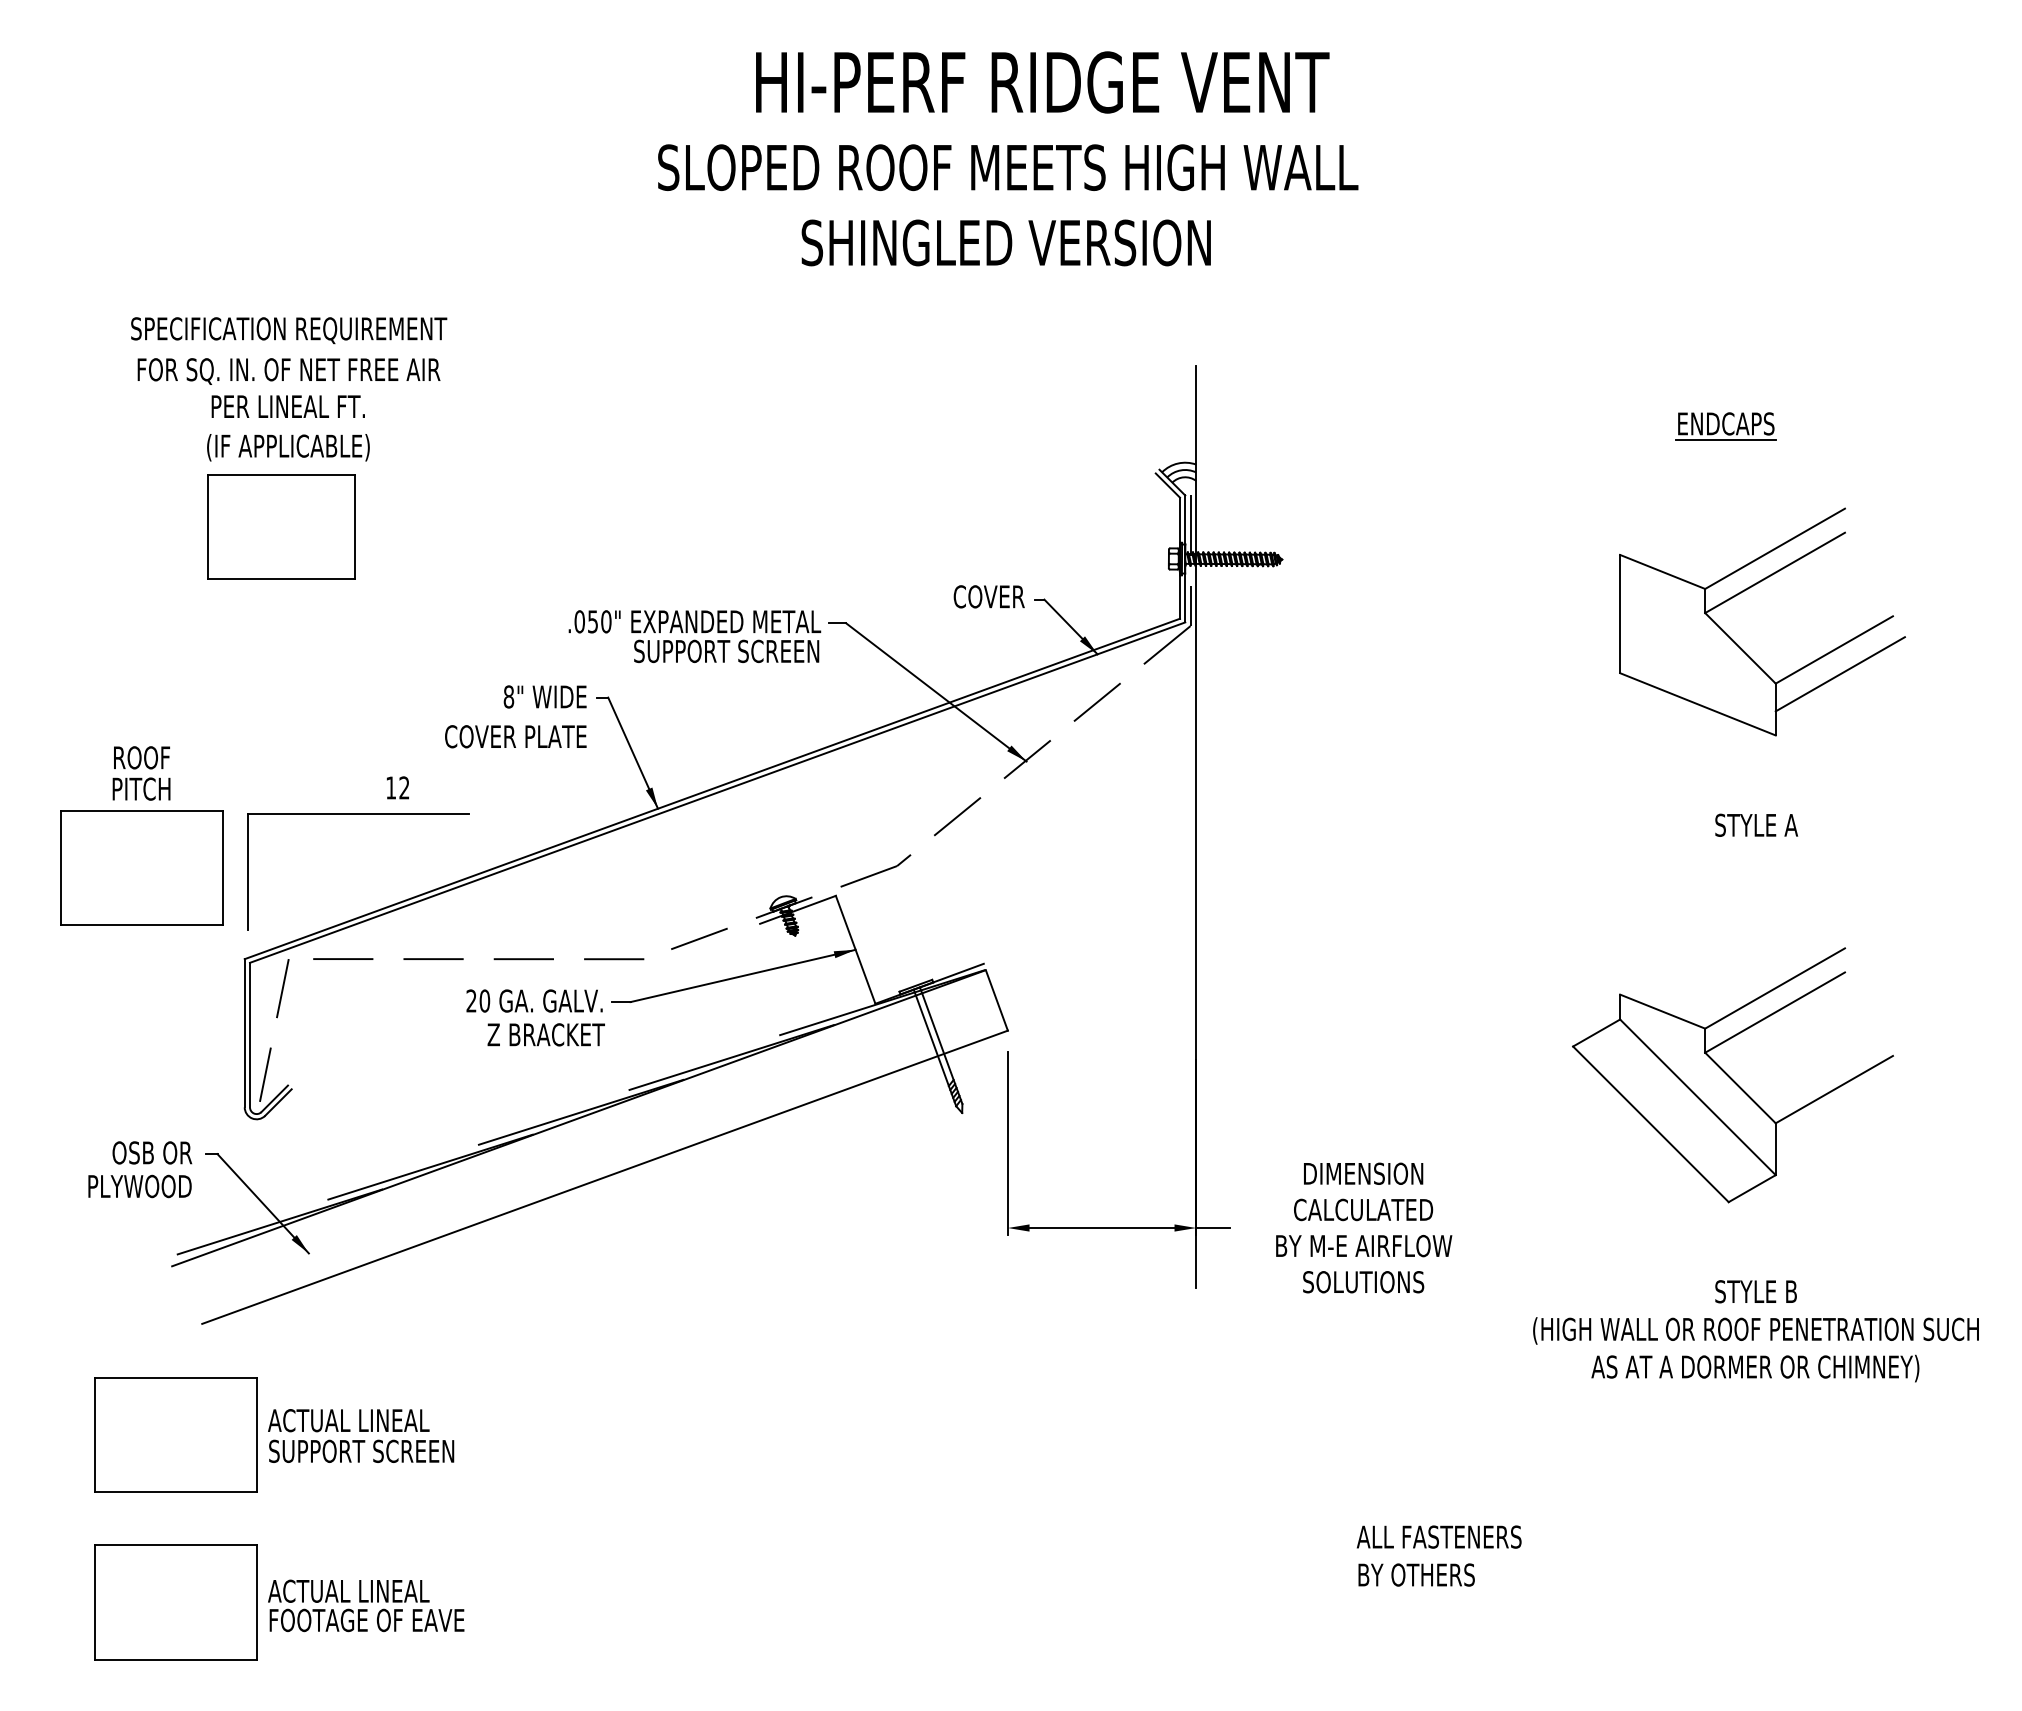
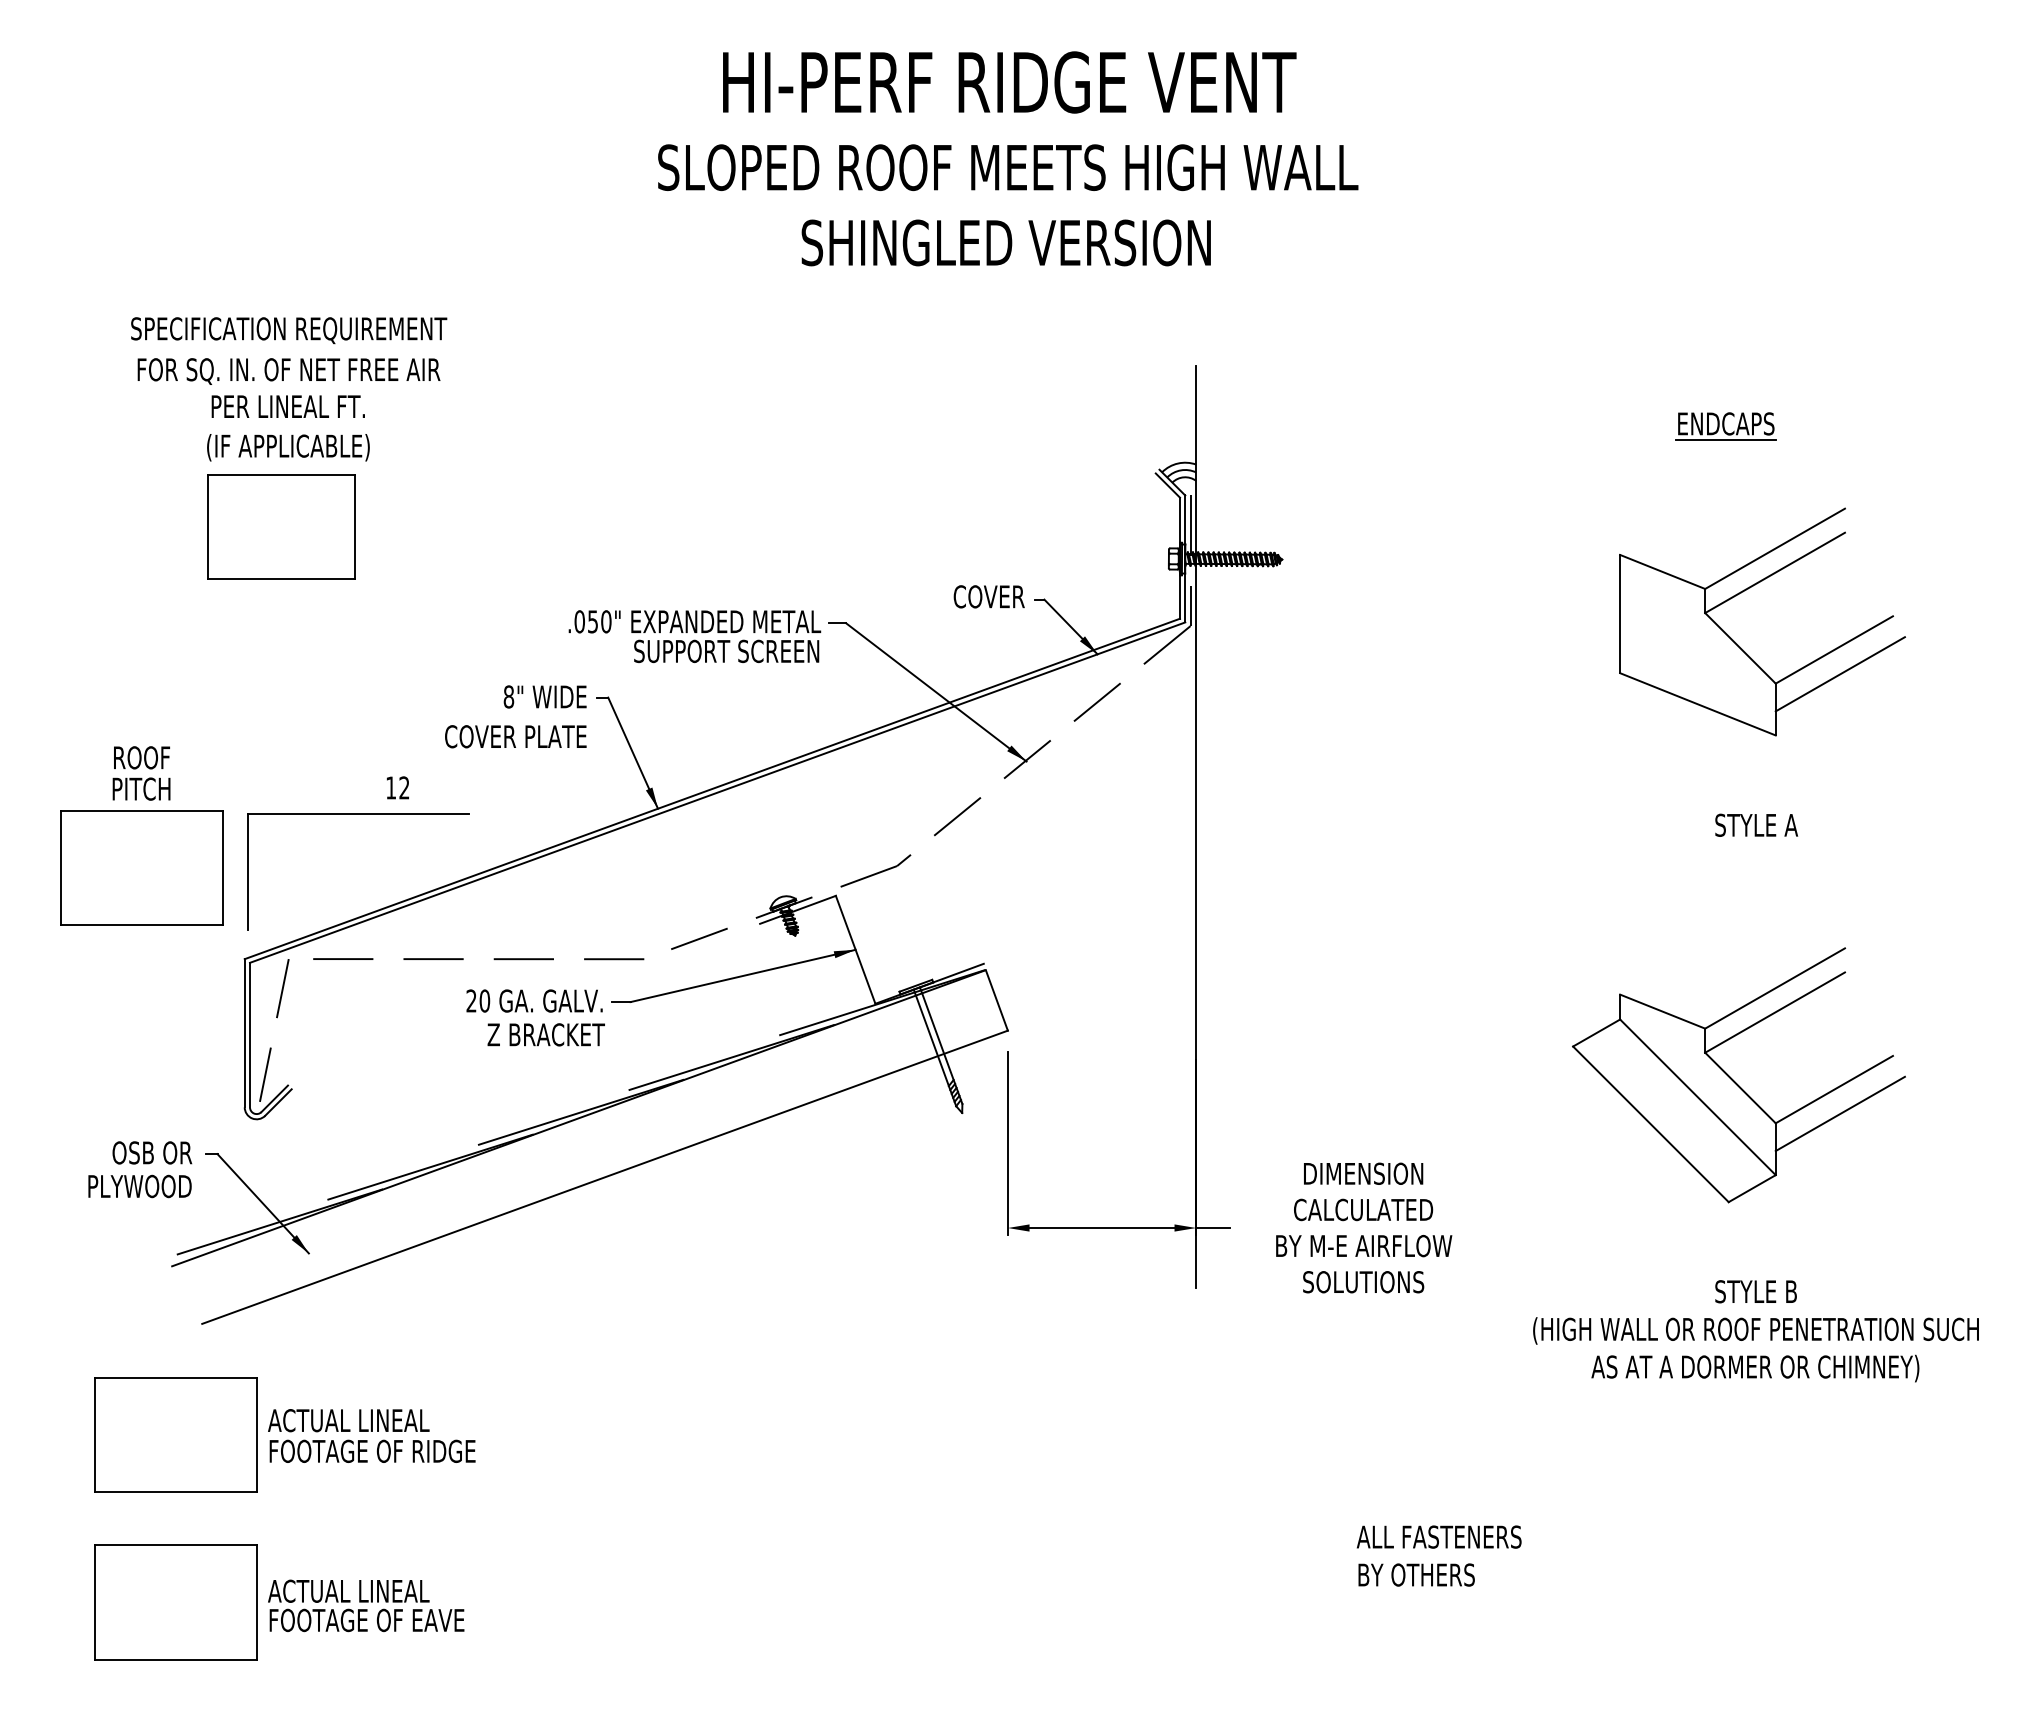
text position: (1042, 82) -> (1009, 82) (1009, 82)
line: none -> present (1839, 1113)
text: SUPPORT SCREEN -> FOOTAGE OF RIDGE (372, 1450)
